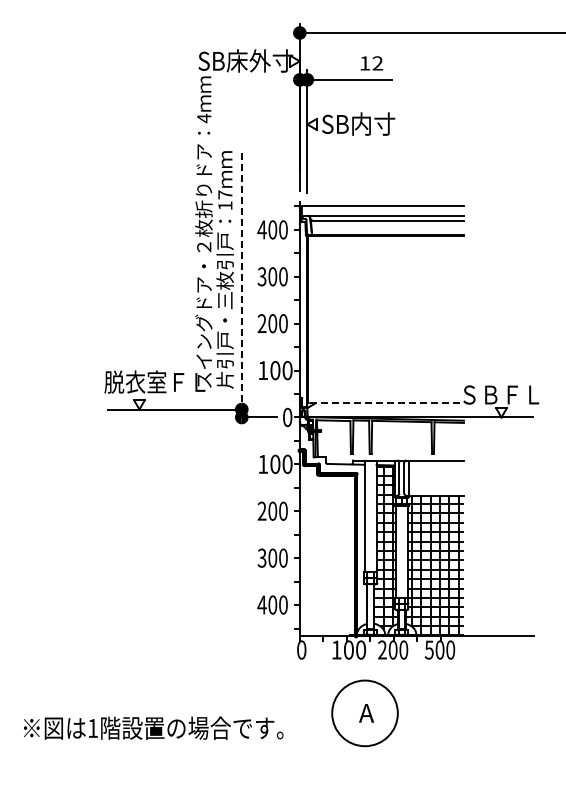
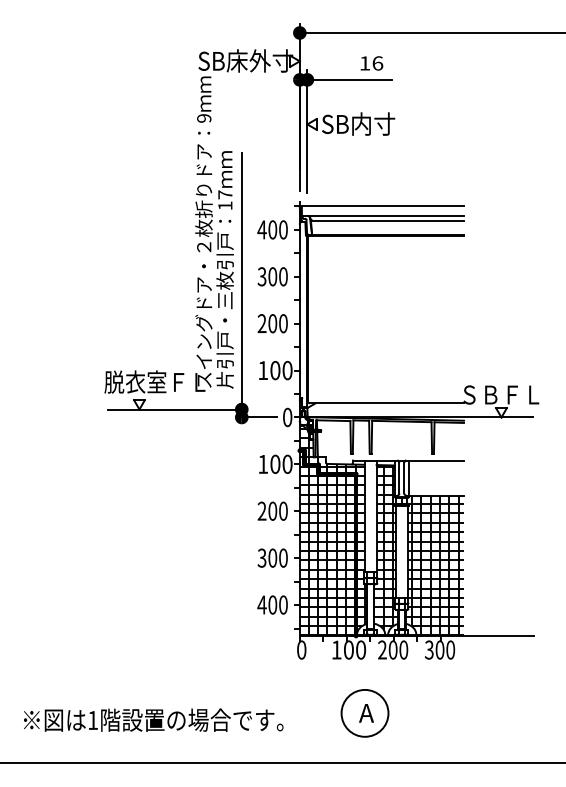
text: 12 -> 16 (377, 63)
text: 4 -> 9 (204, 118)
line: dashed -> solid (241, 281)
line: dashed -> solid (387, 403)
hatch: none -> present (332, 532)
text: 500 -> 300 (429, 649)
circle diameter: 66 px -> 47 px (364, 712)
text position: (153, 727) -> (153, 719) (153, 719)
line: none -> present (282, 763)
